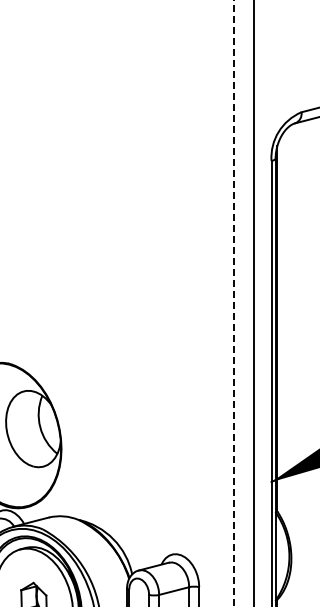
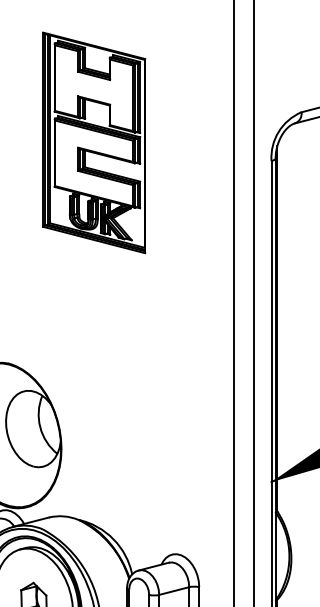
part: none -> present (94, 142)
line: dashed -> solid (234, 303)
